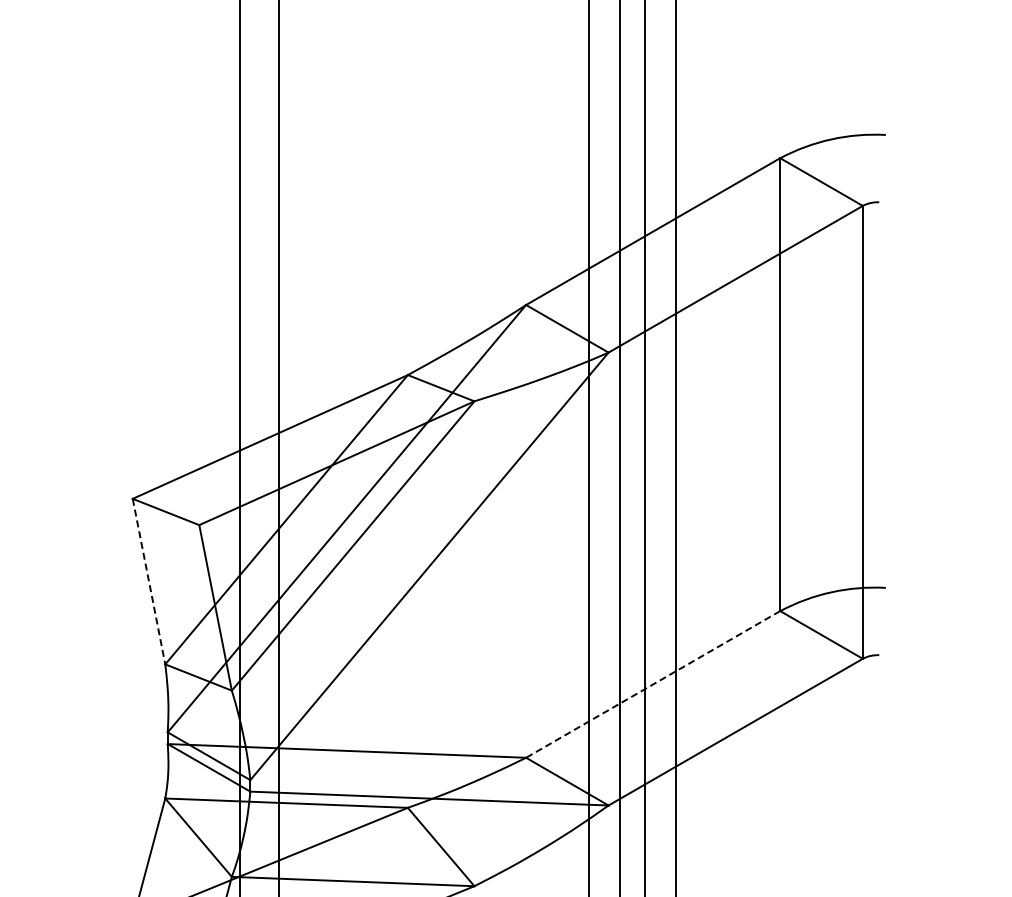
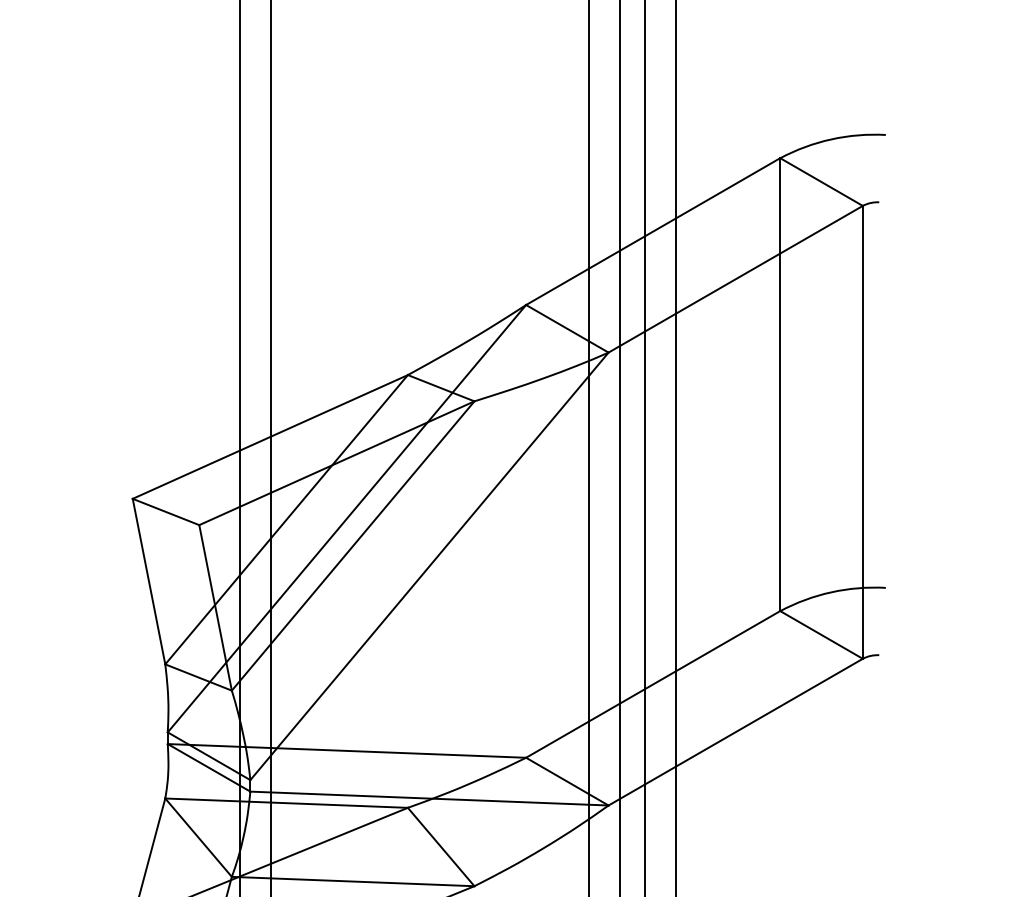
line position: (278, 447) -> (270, 447) (270, 447)
line: dashed -> solid (149, 582)
line: dashed -> solid (653, 684)
